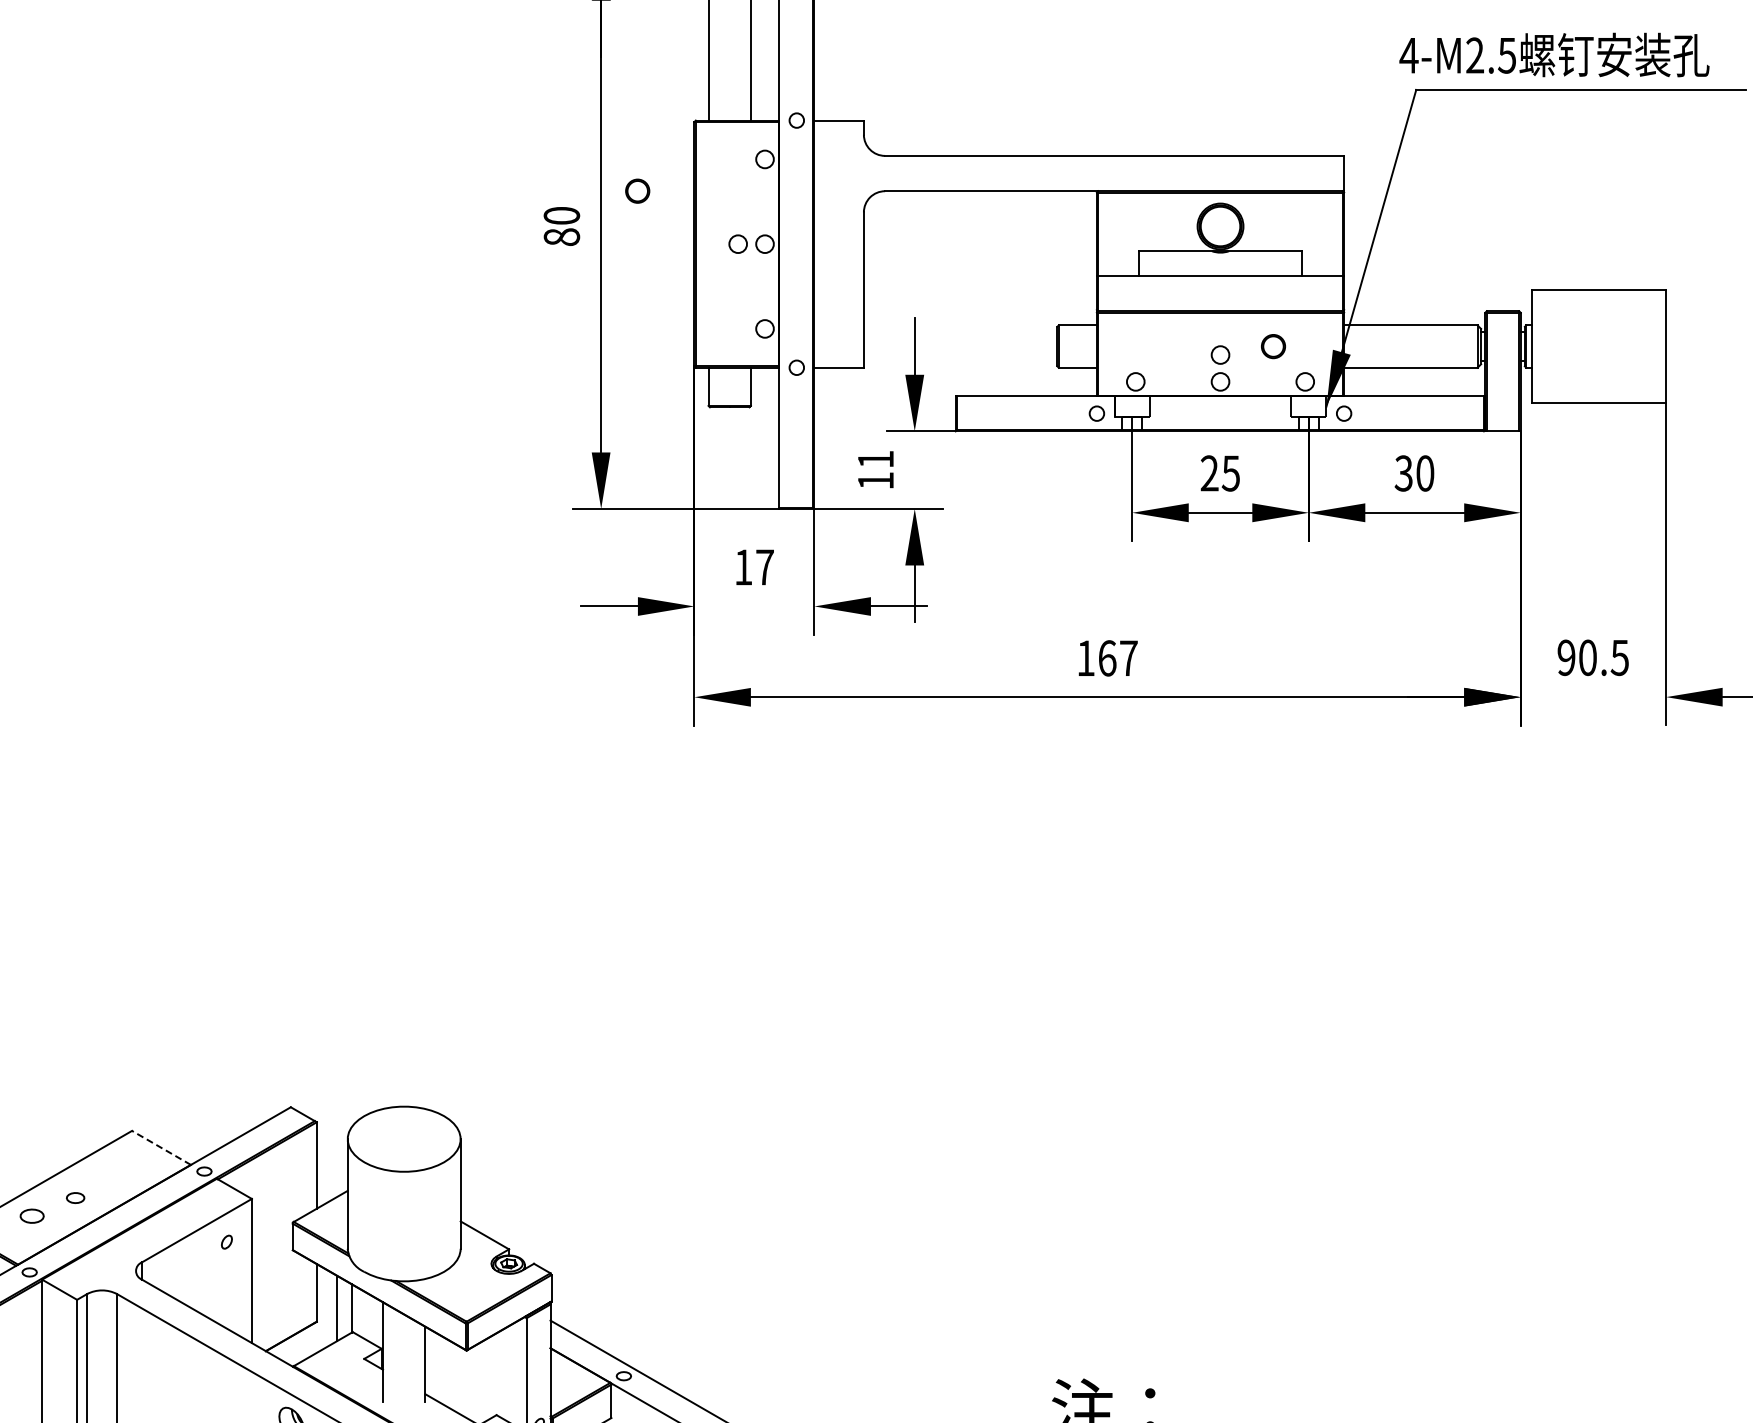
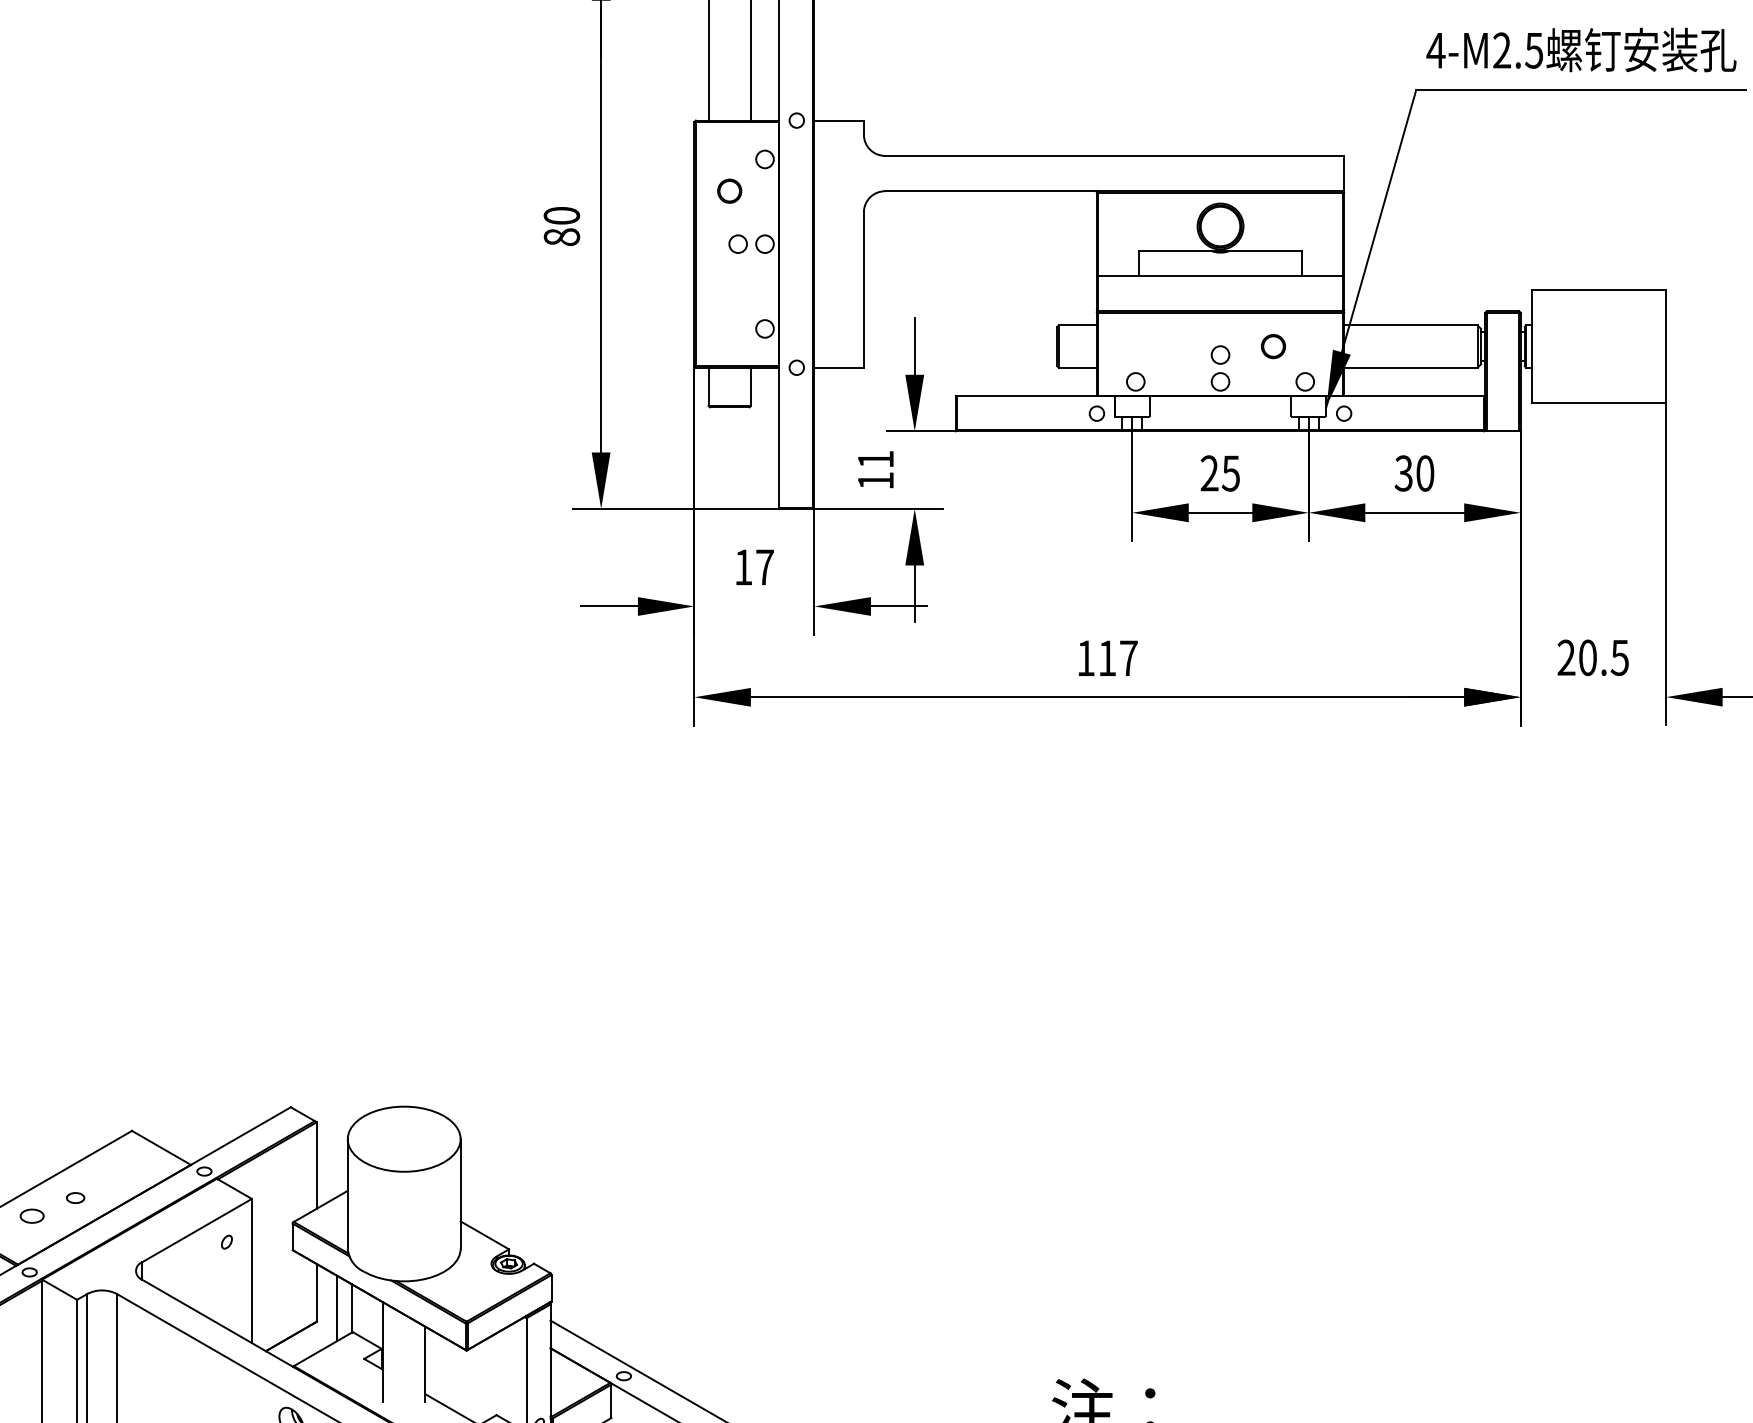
text position: (1554, 54) -> (1581, 49) (1581, 49)
part position: (637, 190) -> (729, 190) (729, 190)
text: 167 -> 117 (1107, 658)
text: 90.5 -> 20.5 (1566, 658)
line: dashed -> solid (161, 1147)
